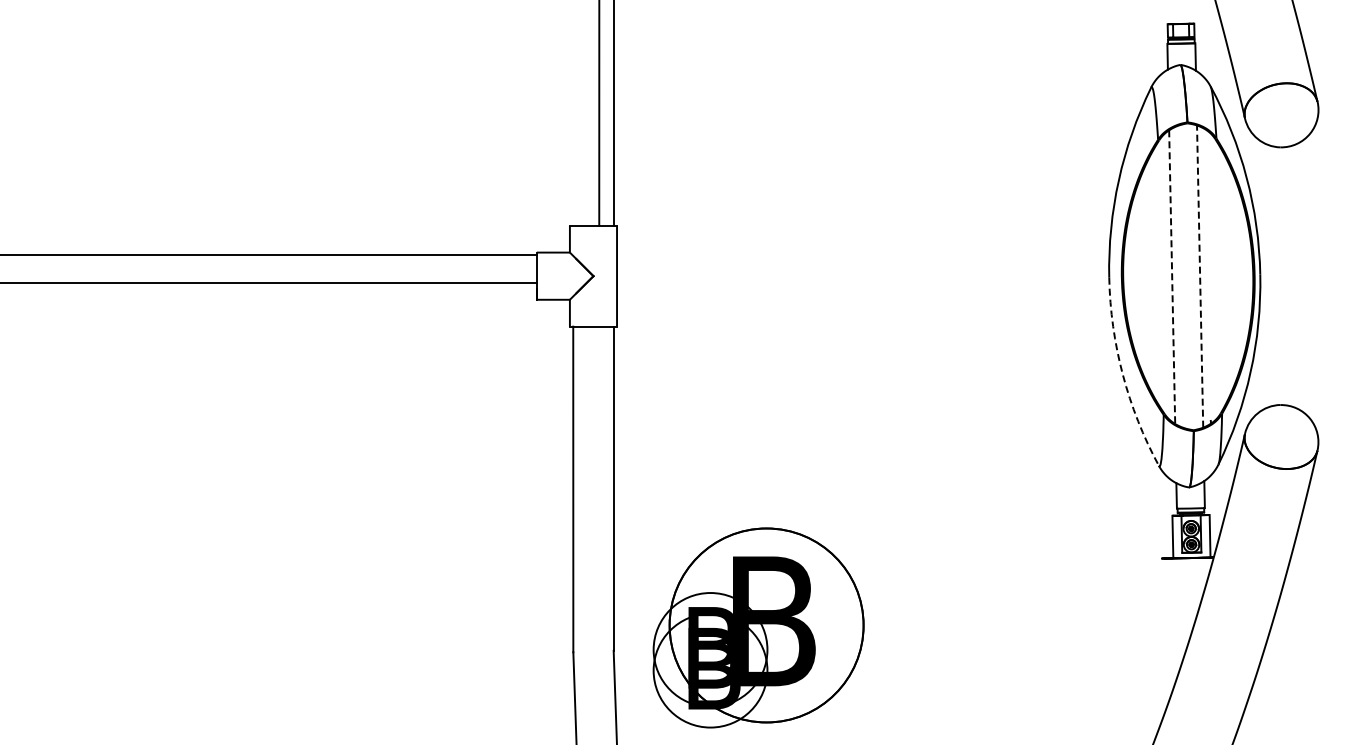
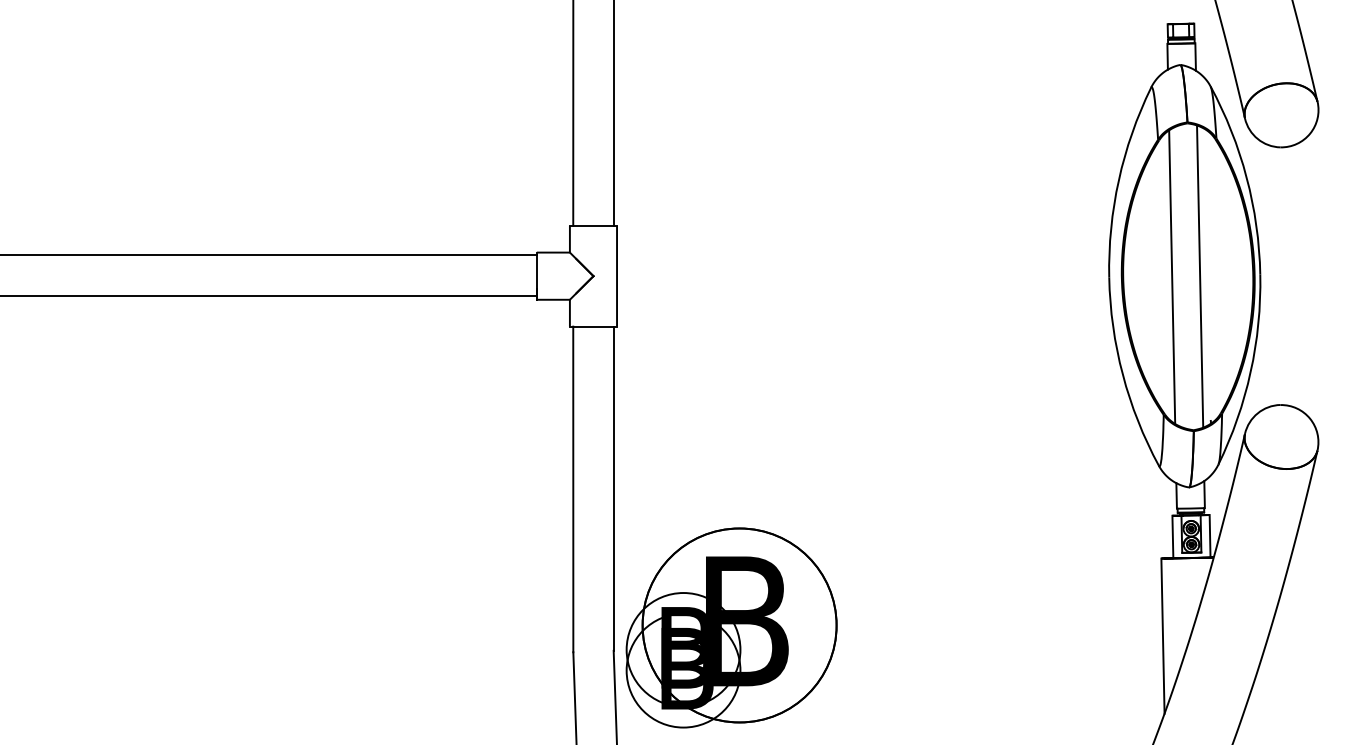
line position: (599, 113) -> (573, 113) (573, 113)
line: dashed -> solid (1200, 276)
line: dashed -> solid (1172, 277)
line position: (269, 282) -> (269, 295) (269, 295)
arc: dashed -> solid (1122, 374)
part position: (758, 627) -> (731, 627) (731, 627)
line: none -> present (1162, 635)
